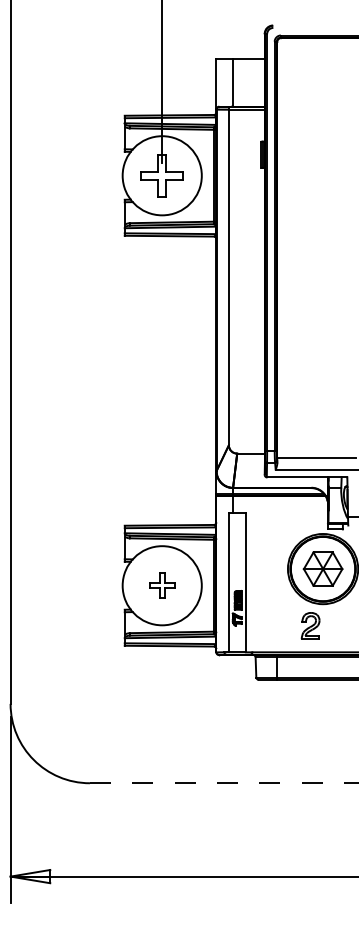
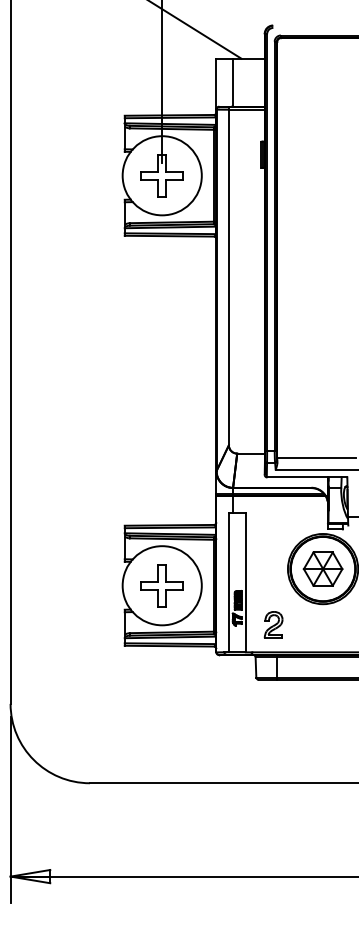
line: none -> present (195, 30)
part size: 27x27 px -> 44x44 px (161, 585)
part position: (310, 625) -> (273, 624) (273, 624)
line: dashed -> solid (224, 783)
